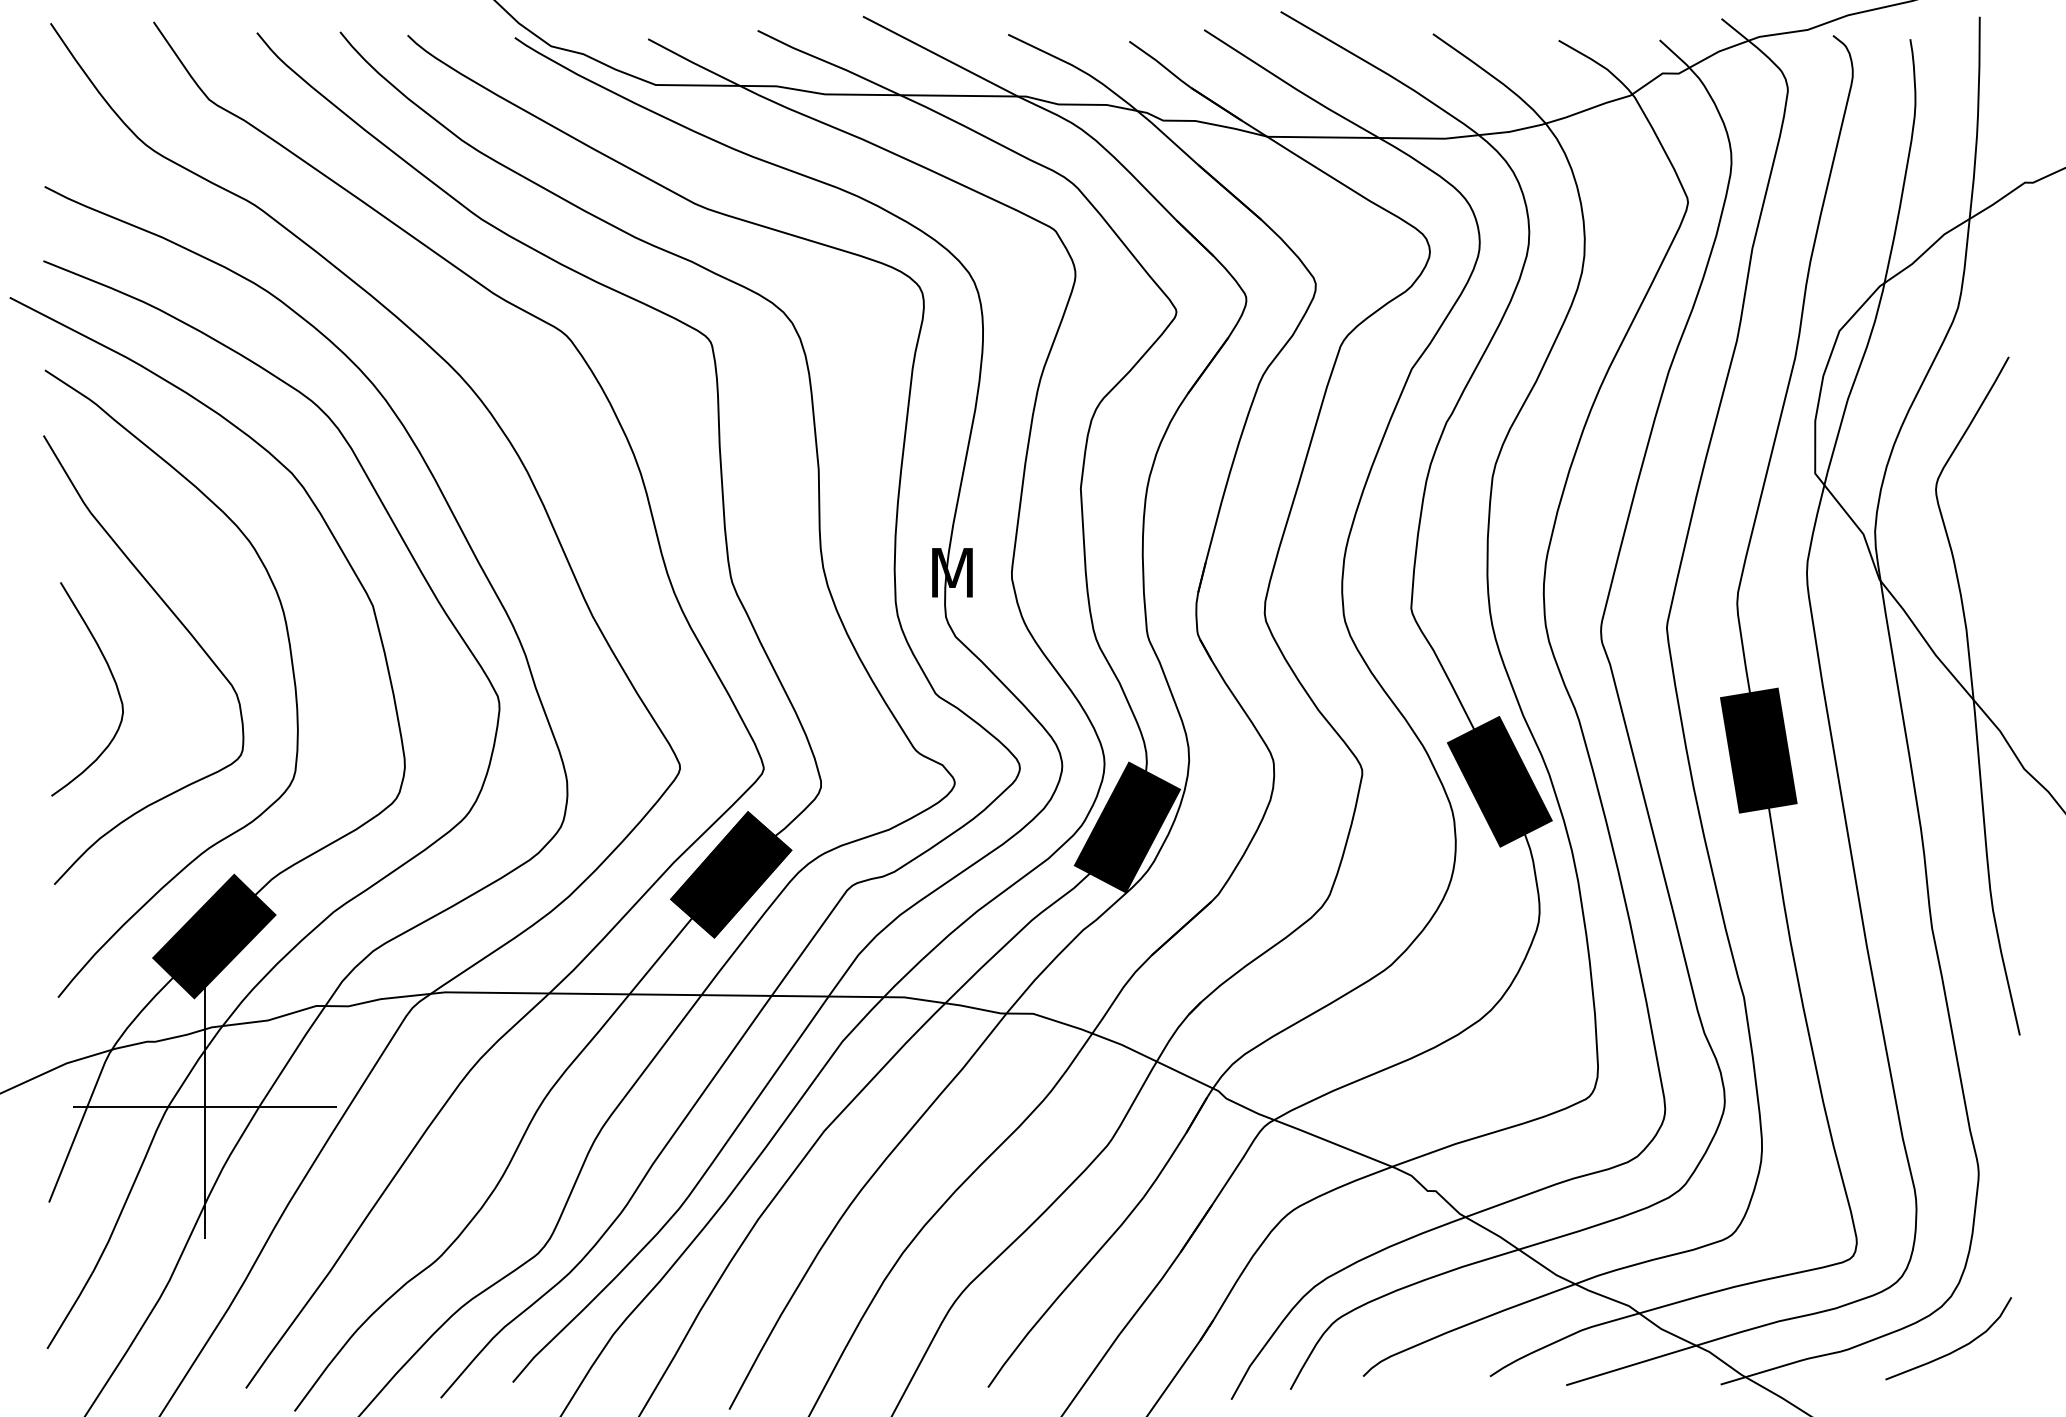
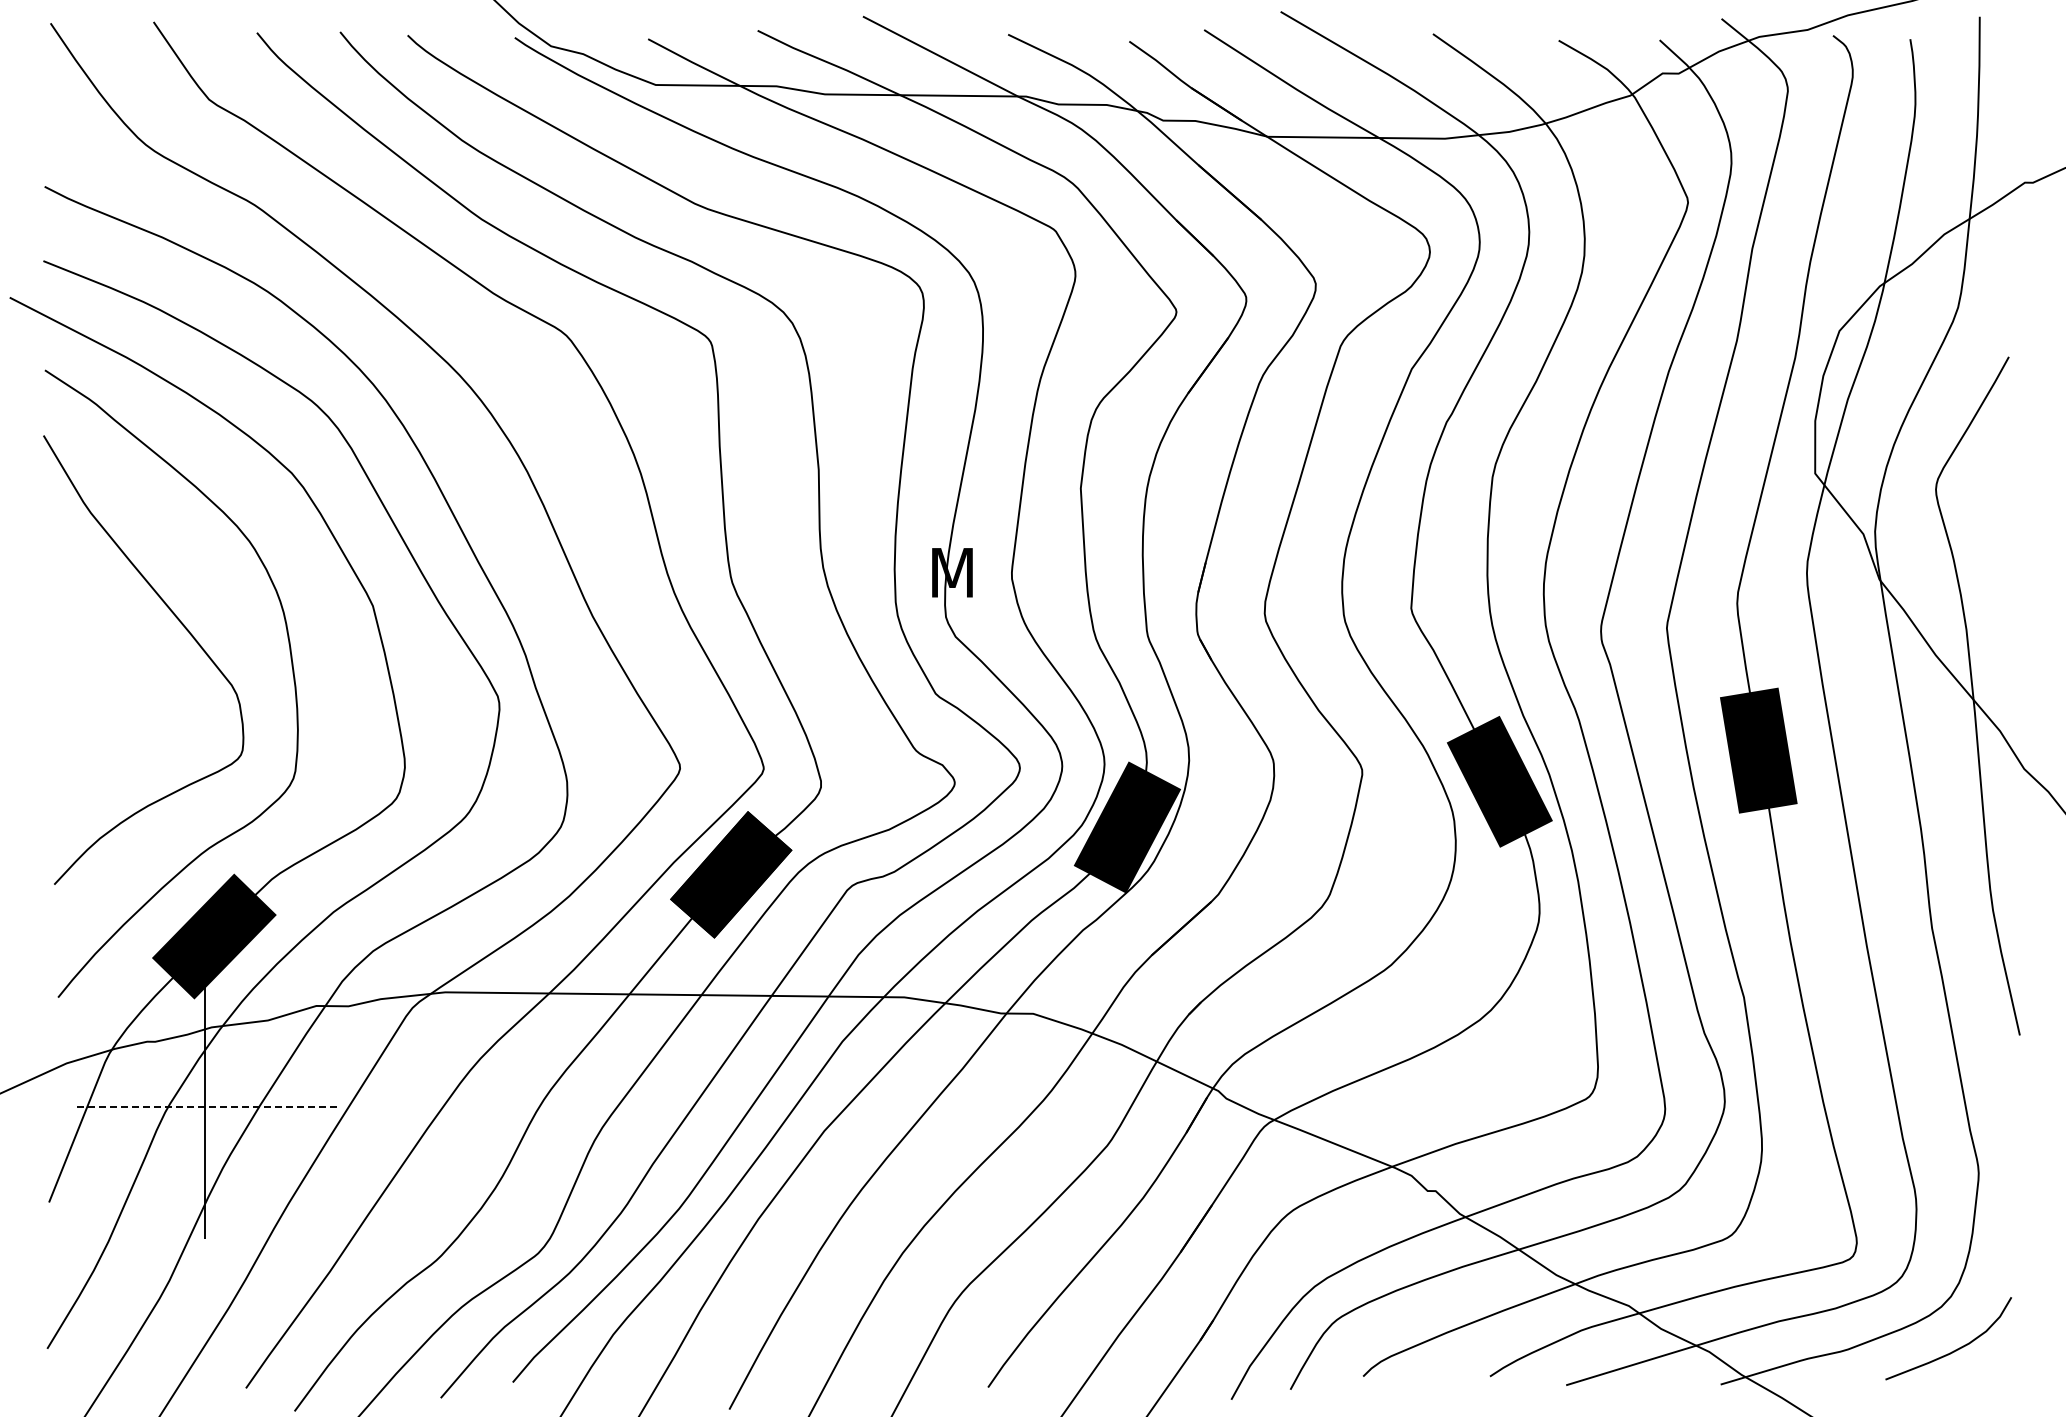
curve: present -> none (112, 678)
line: solid -> dashed (205, 1107)
